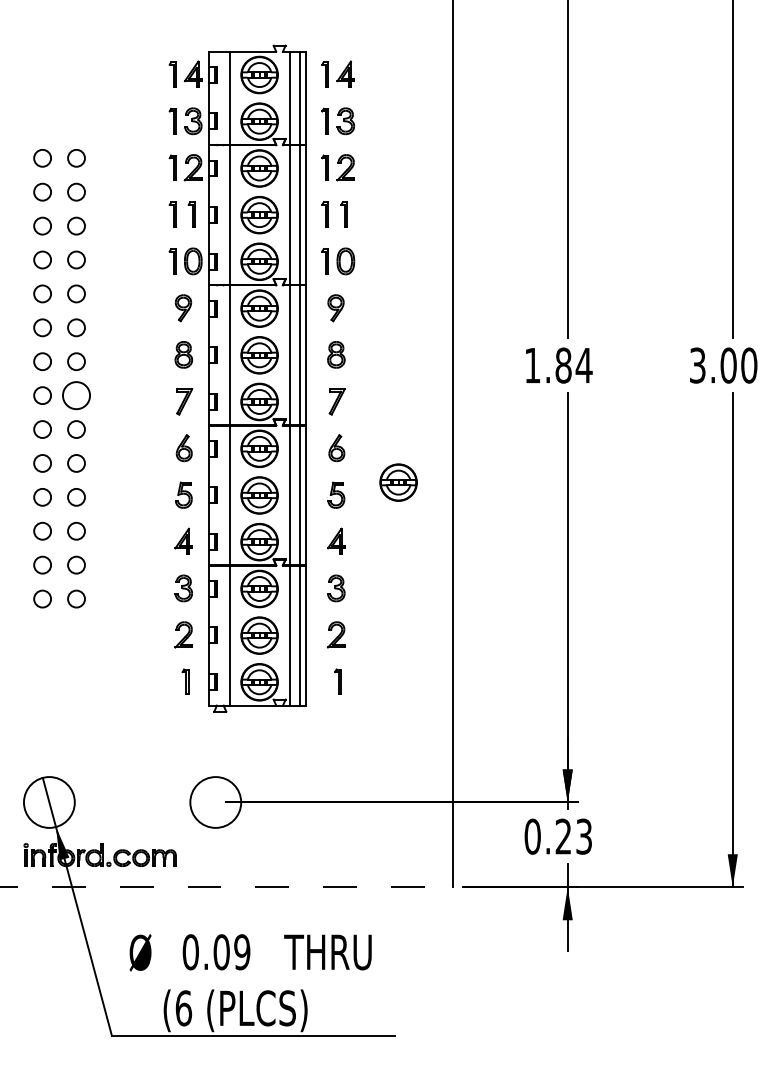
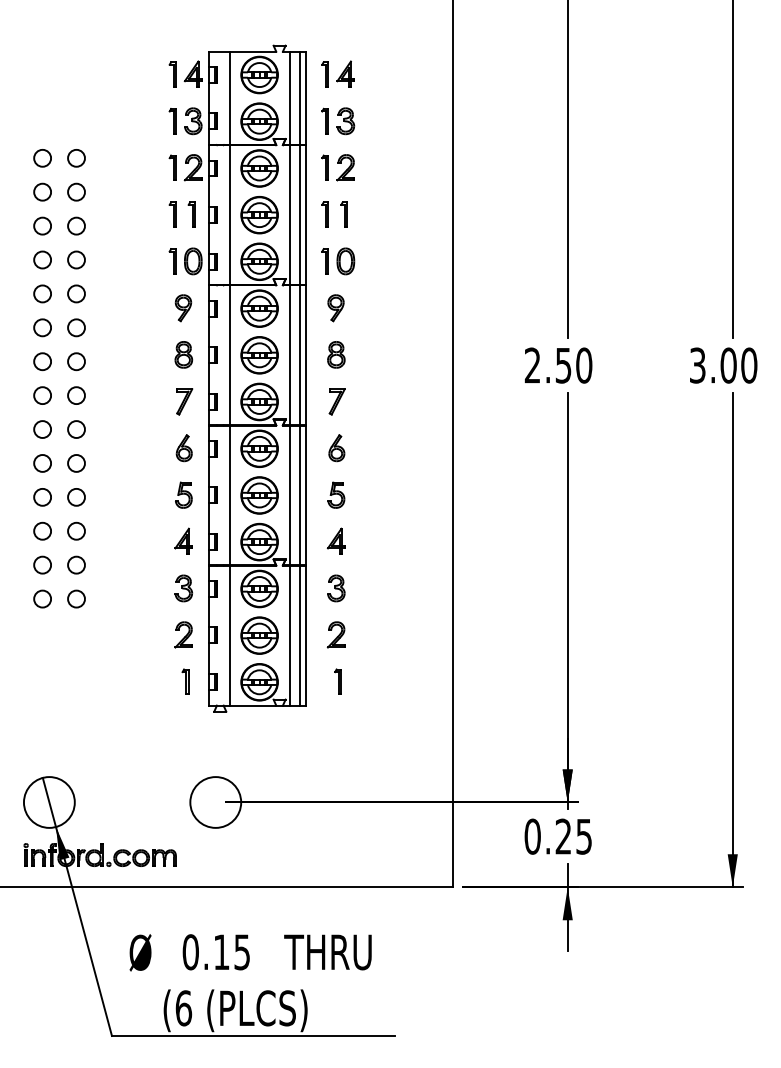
text: 1.84 -> 2.50 (558, 365)
circle diameter: 27 px -> 17 px (76, 395)
part: present -> none (398, 482)
text: 0.23 -> 0.25 (583, 836)
line: dashed -> solid (226, 887)
text: 0.09 -> 0.15 (231, 952)
